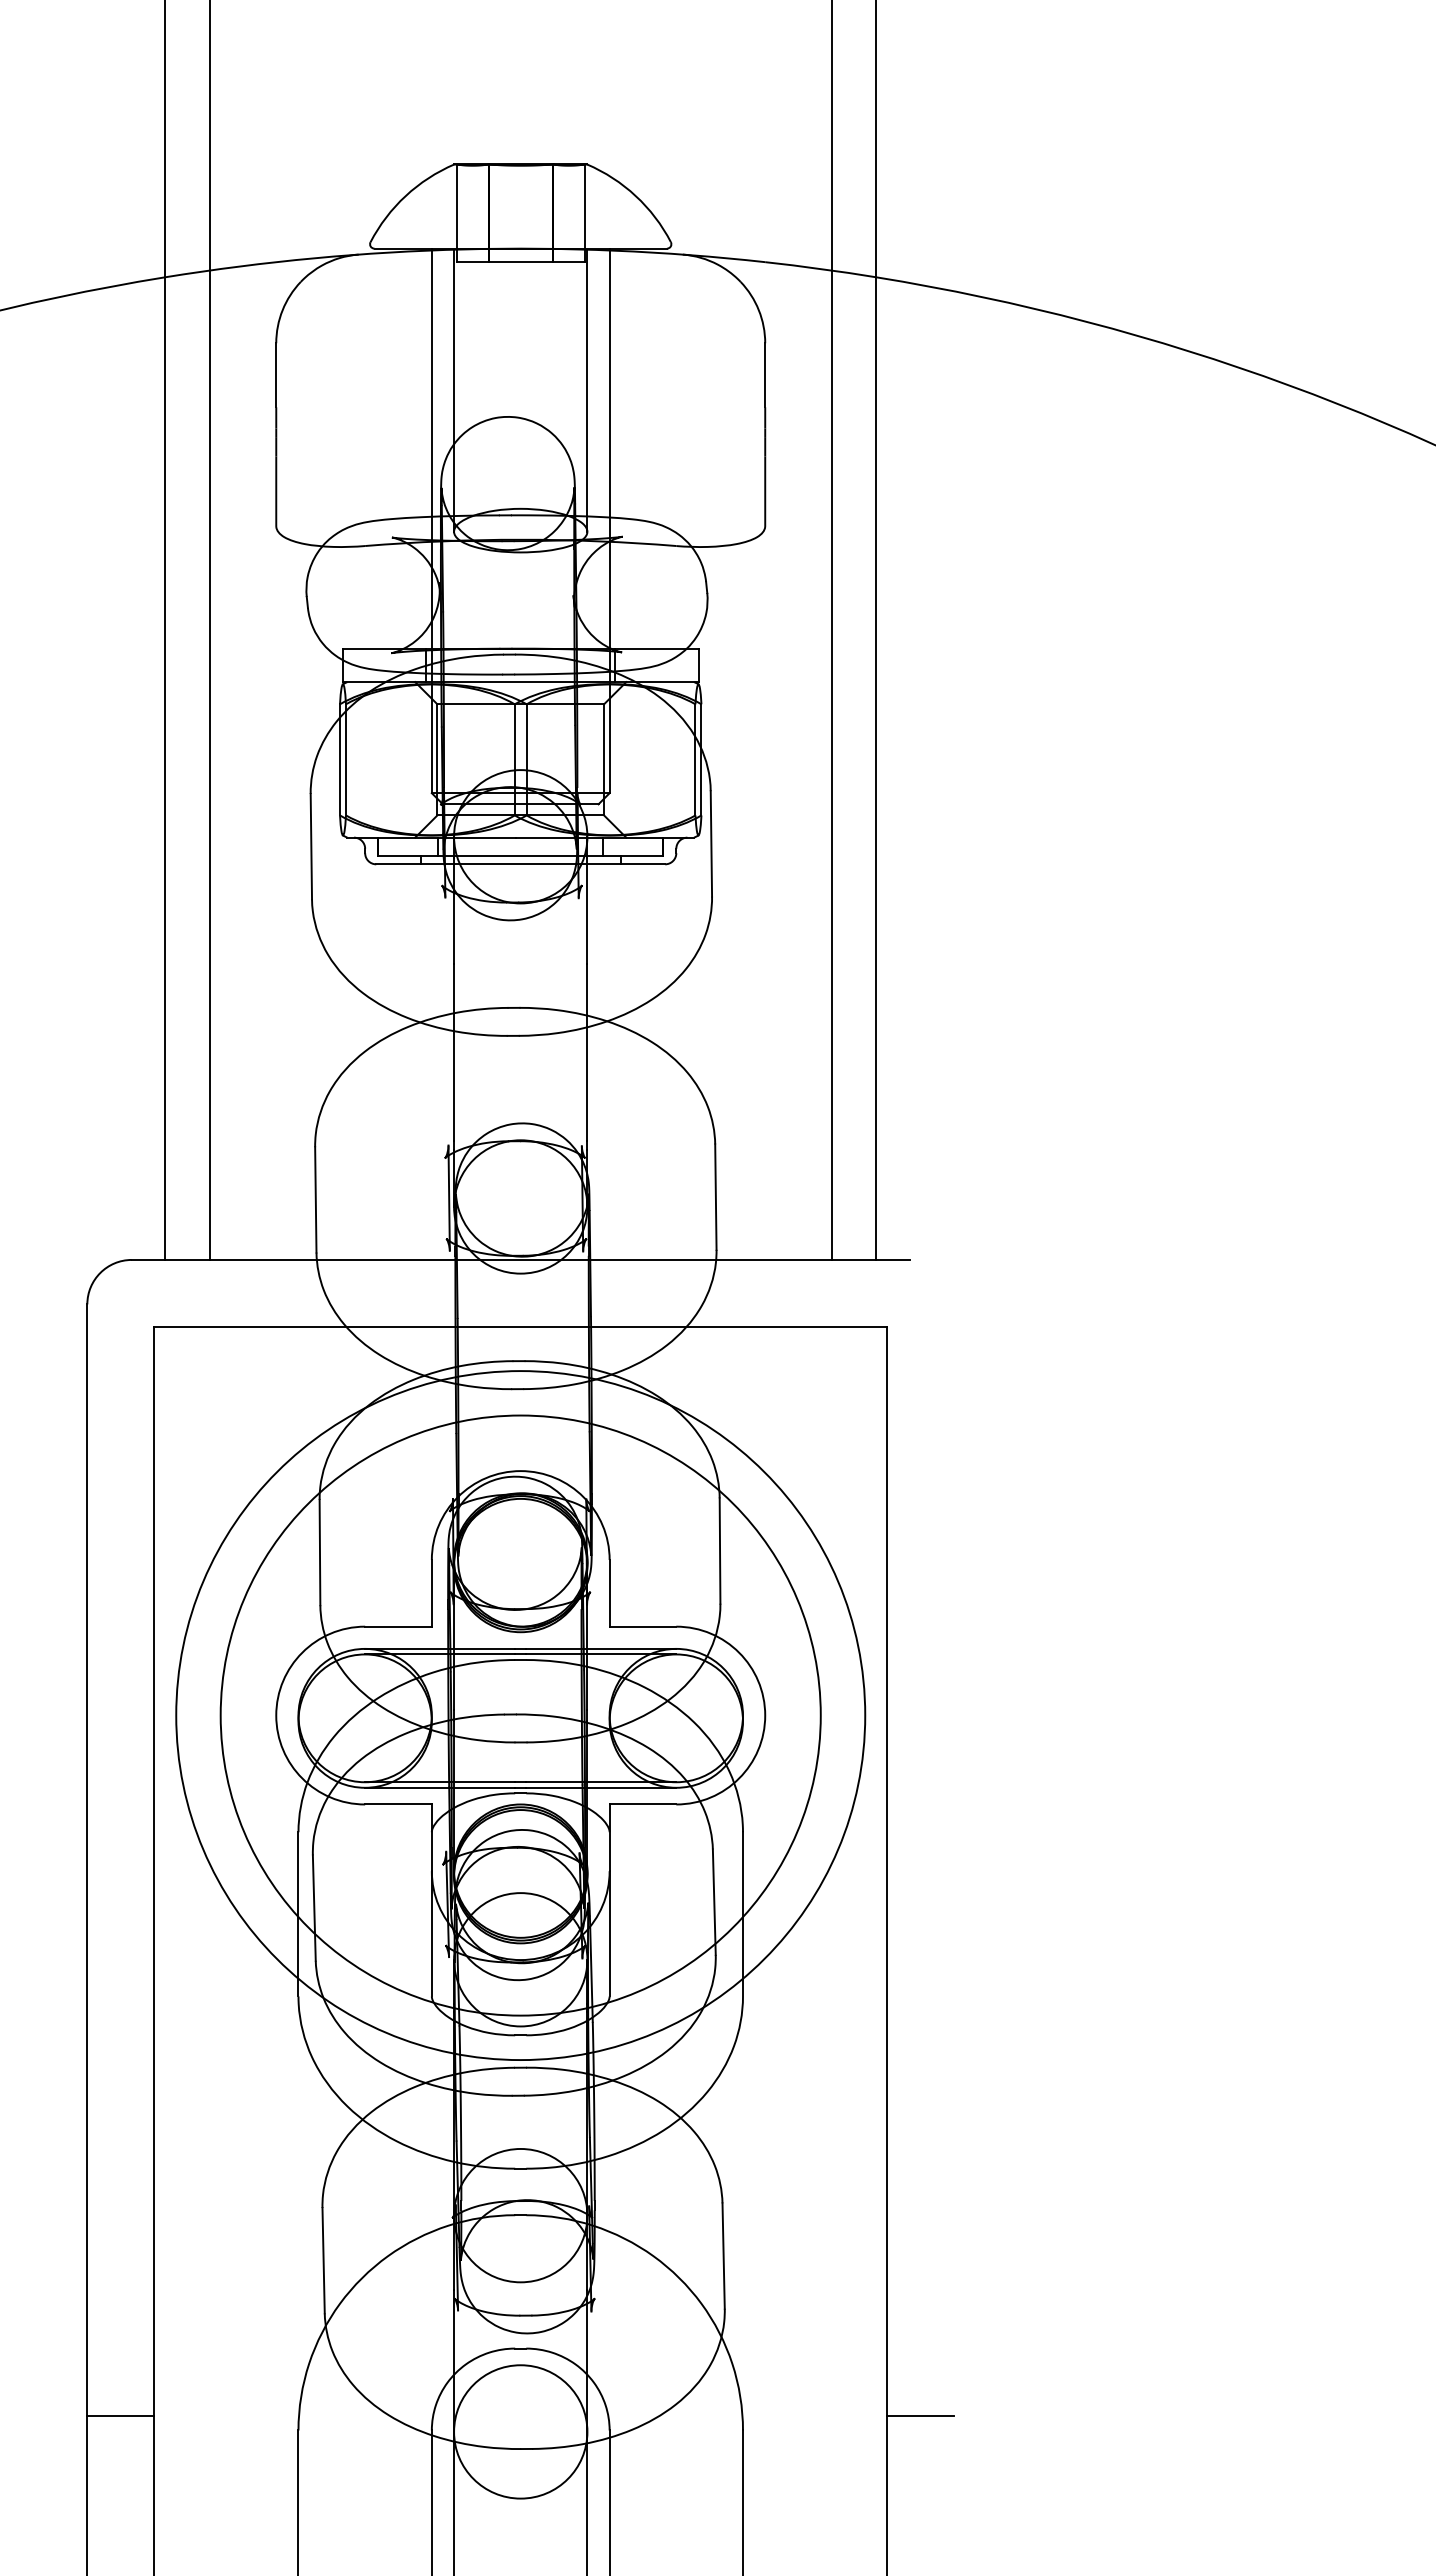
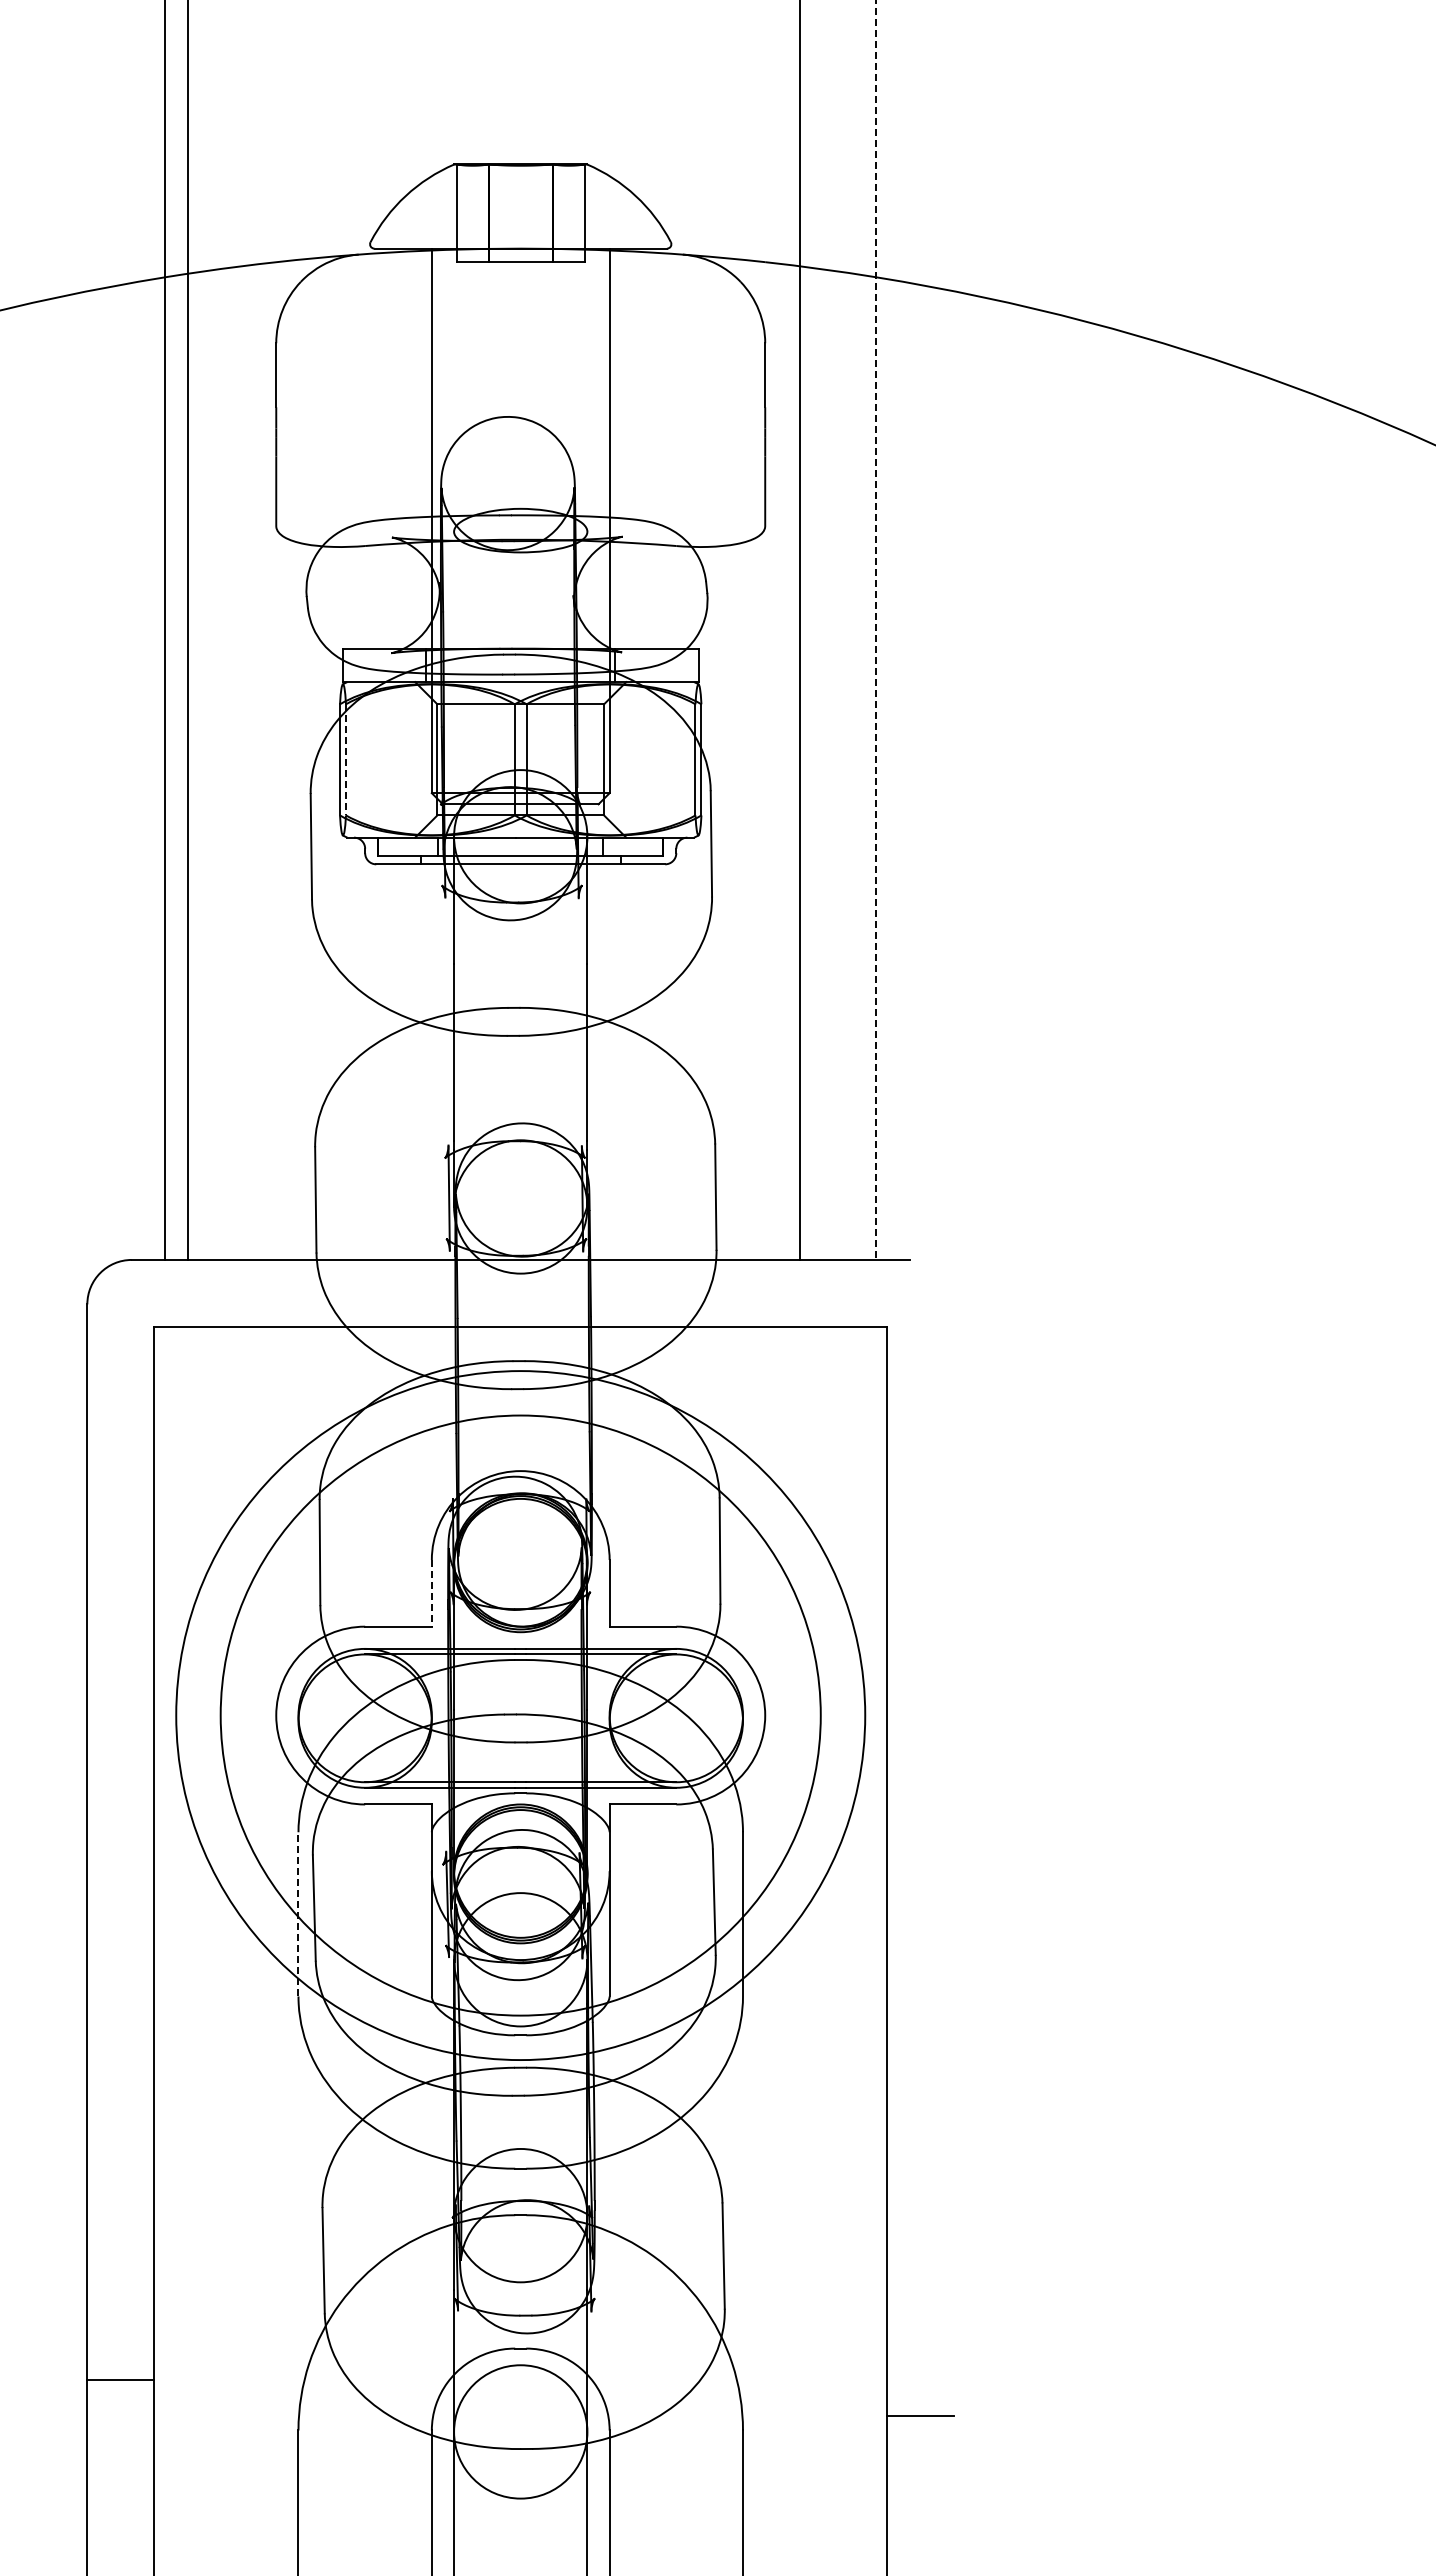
line: present -> none (454, 390)
line: present -> none (587, 390)
line: solid -> dashed (876, 629)
line position: (209, 630) -> (187, 630) (187, 630)
line position: (831, 630) -> (799, 630) (799, 630)
line: solid -> dashed (346, 759)
line: solid -> dashed (431, 1593)
line: solid -> dashed (298, 1913)
line position: (120, 2415) -> (120, 2379) (120, 2379)
